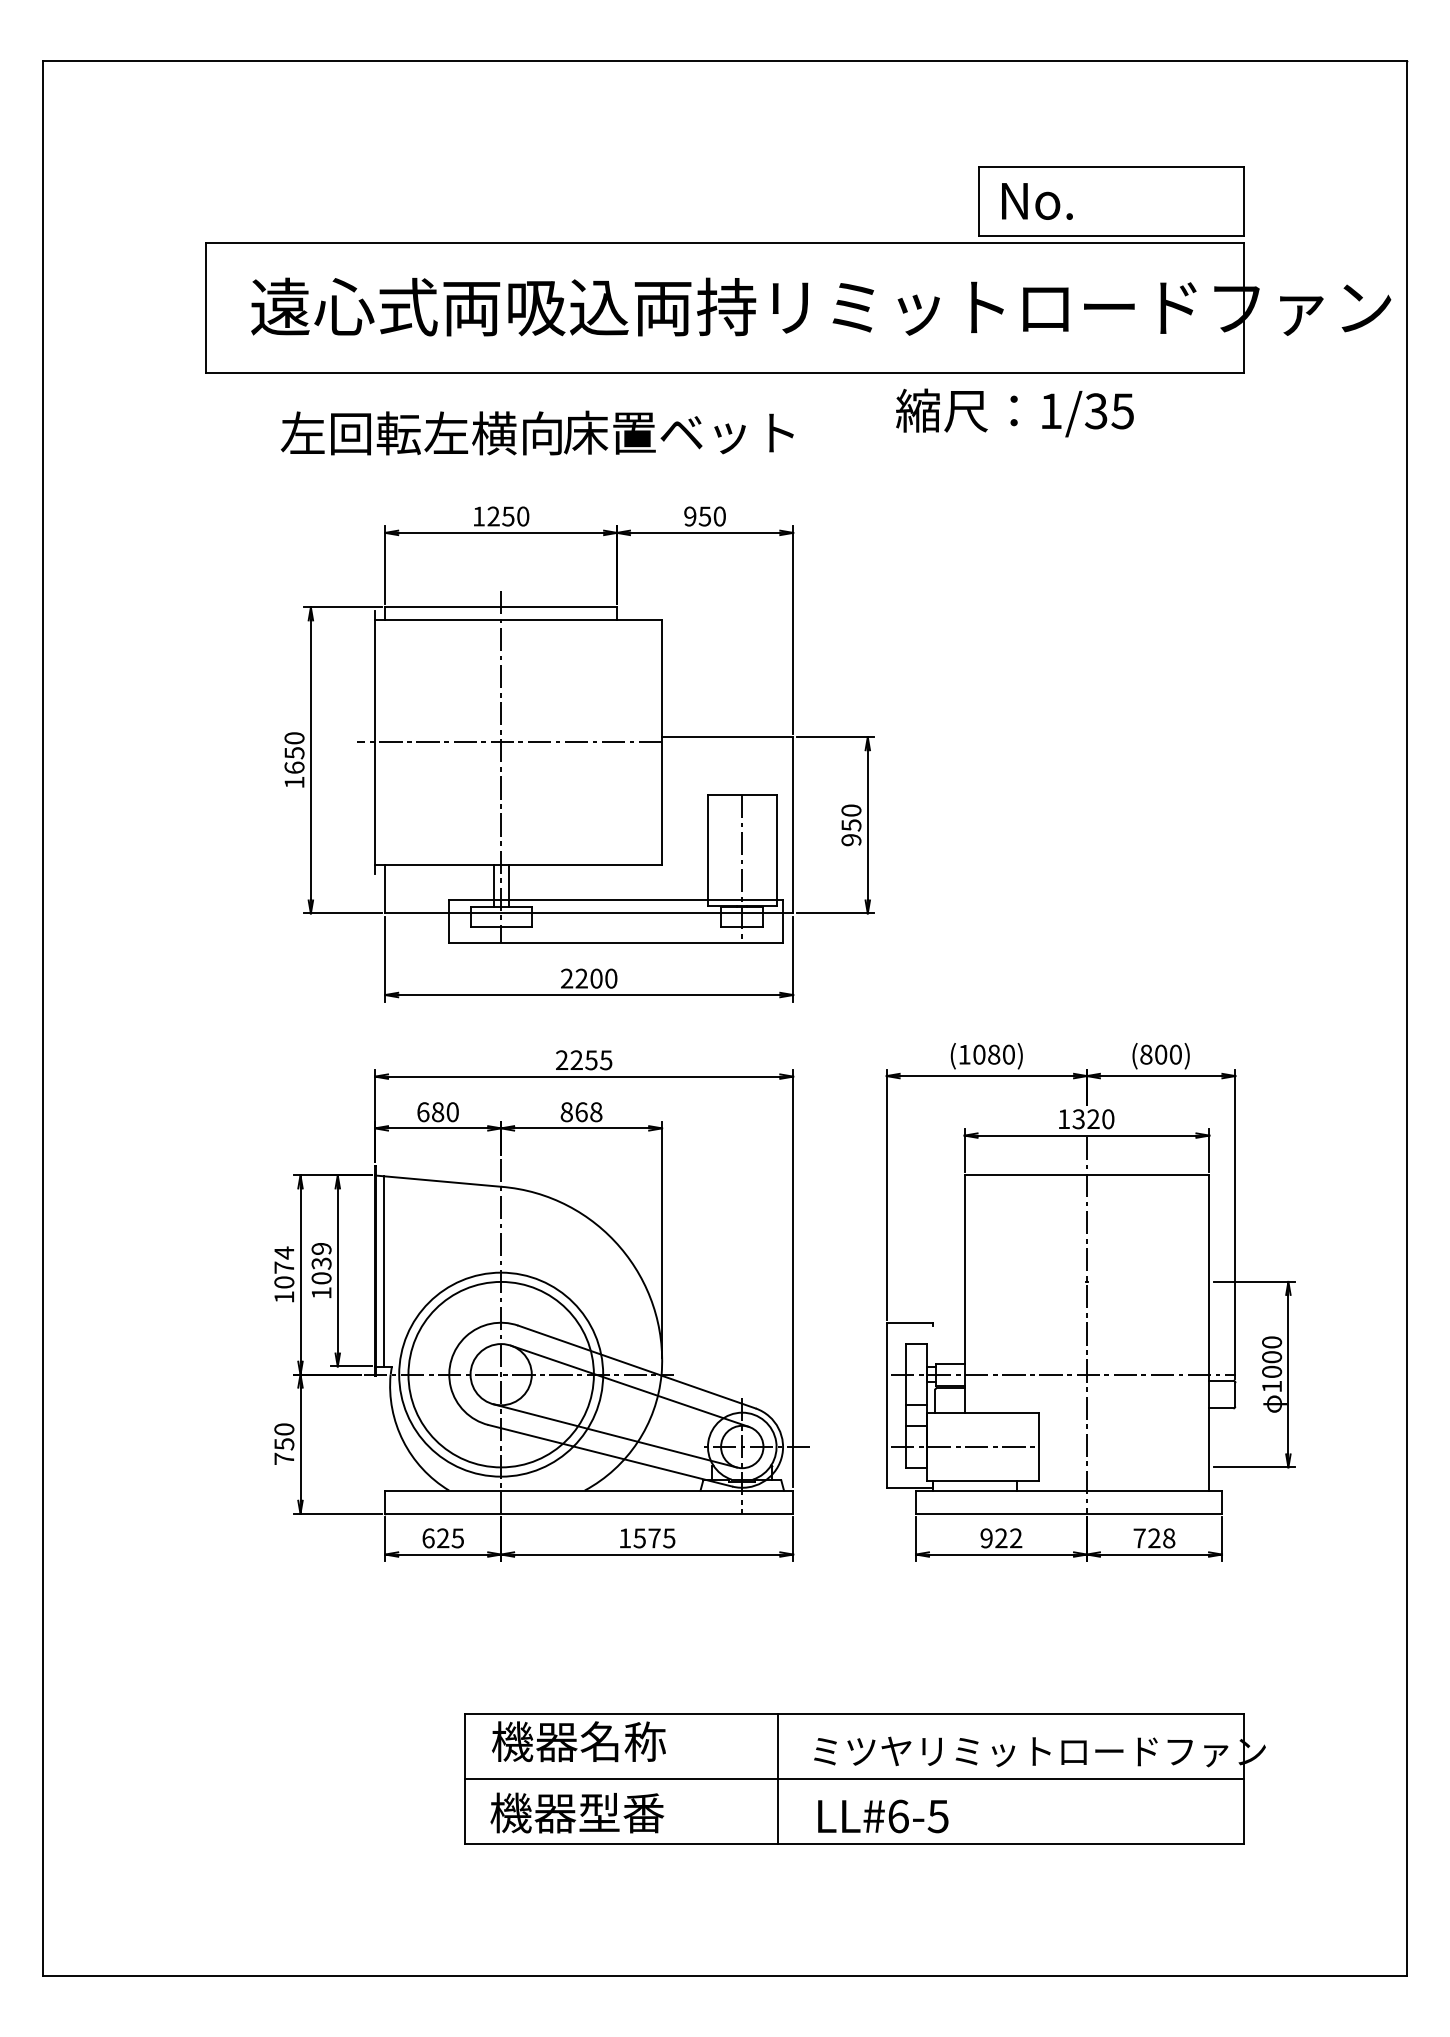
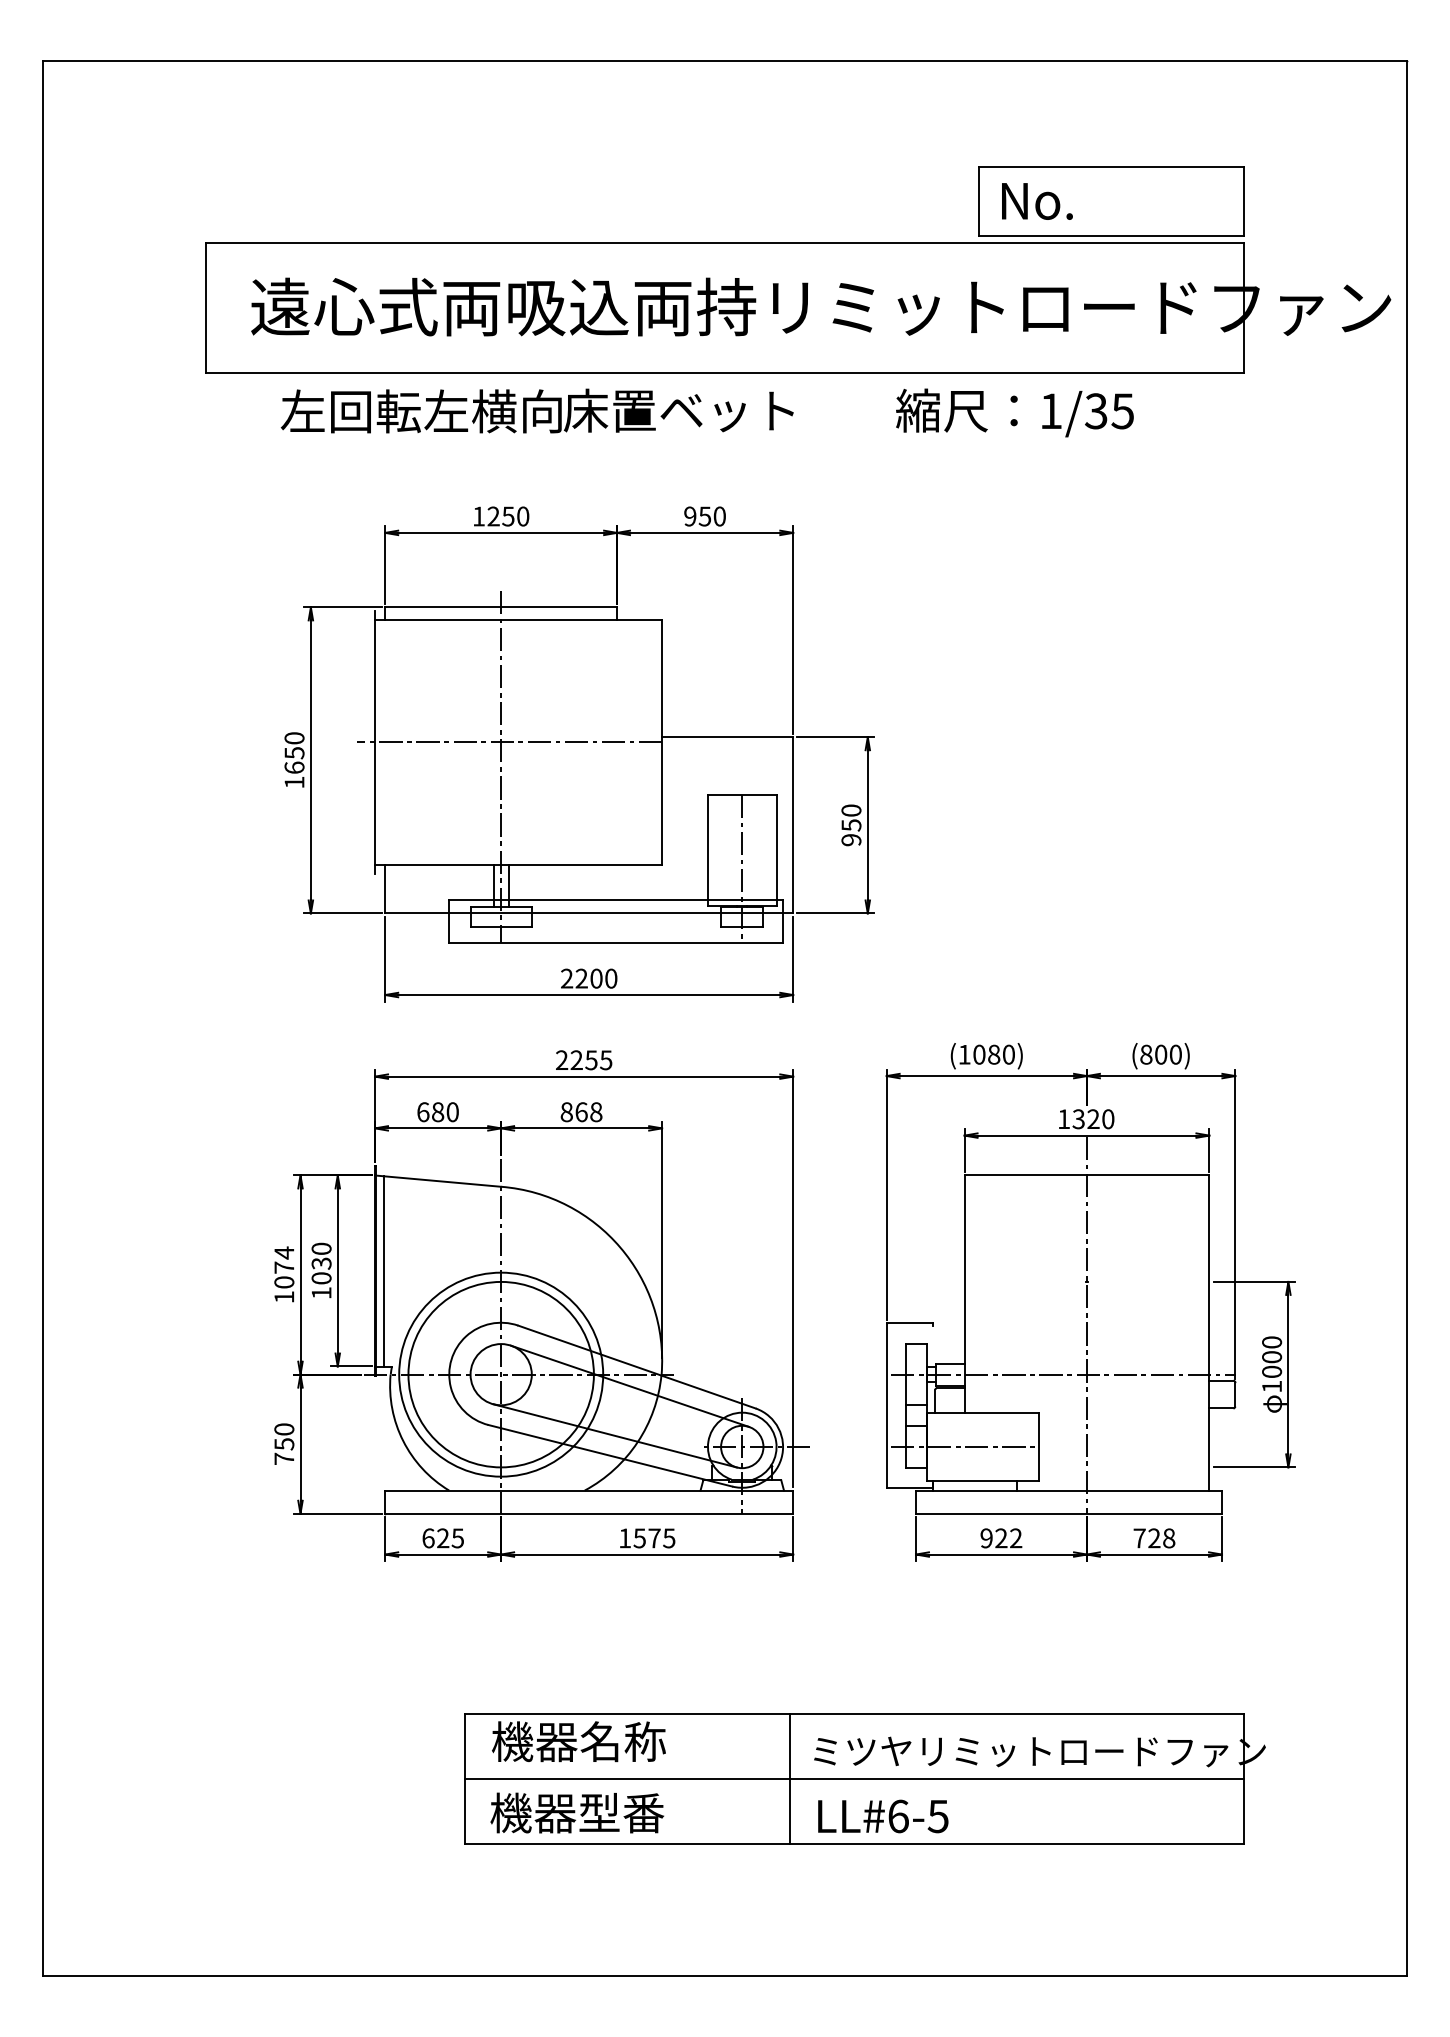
text position: (536, 432) -> (536, 410) (536, 410)
text: 1039 -> 1030 (321, 1248)
line position: (777, 1778) -> (789, 1778) (789, 1778)
